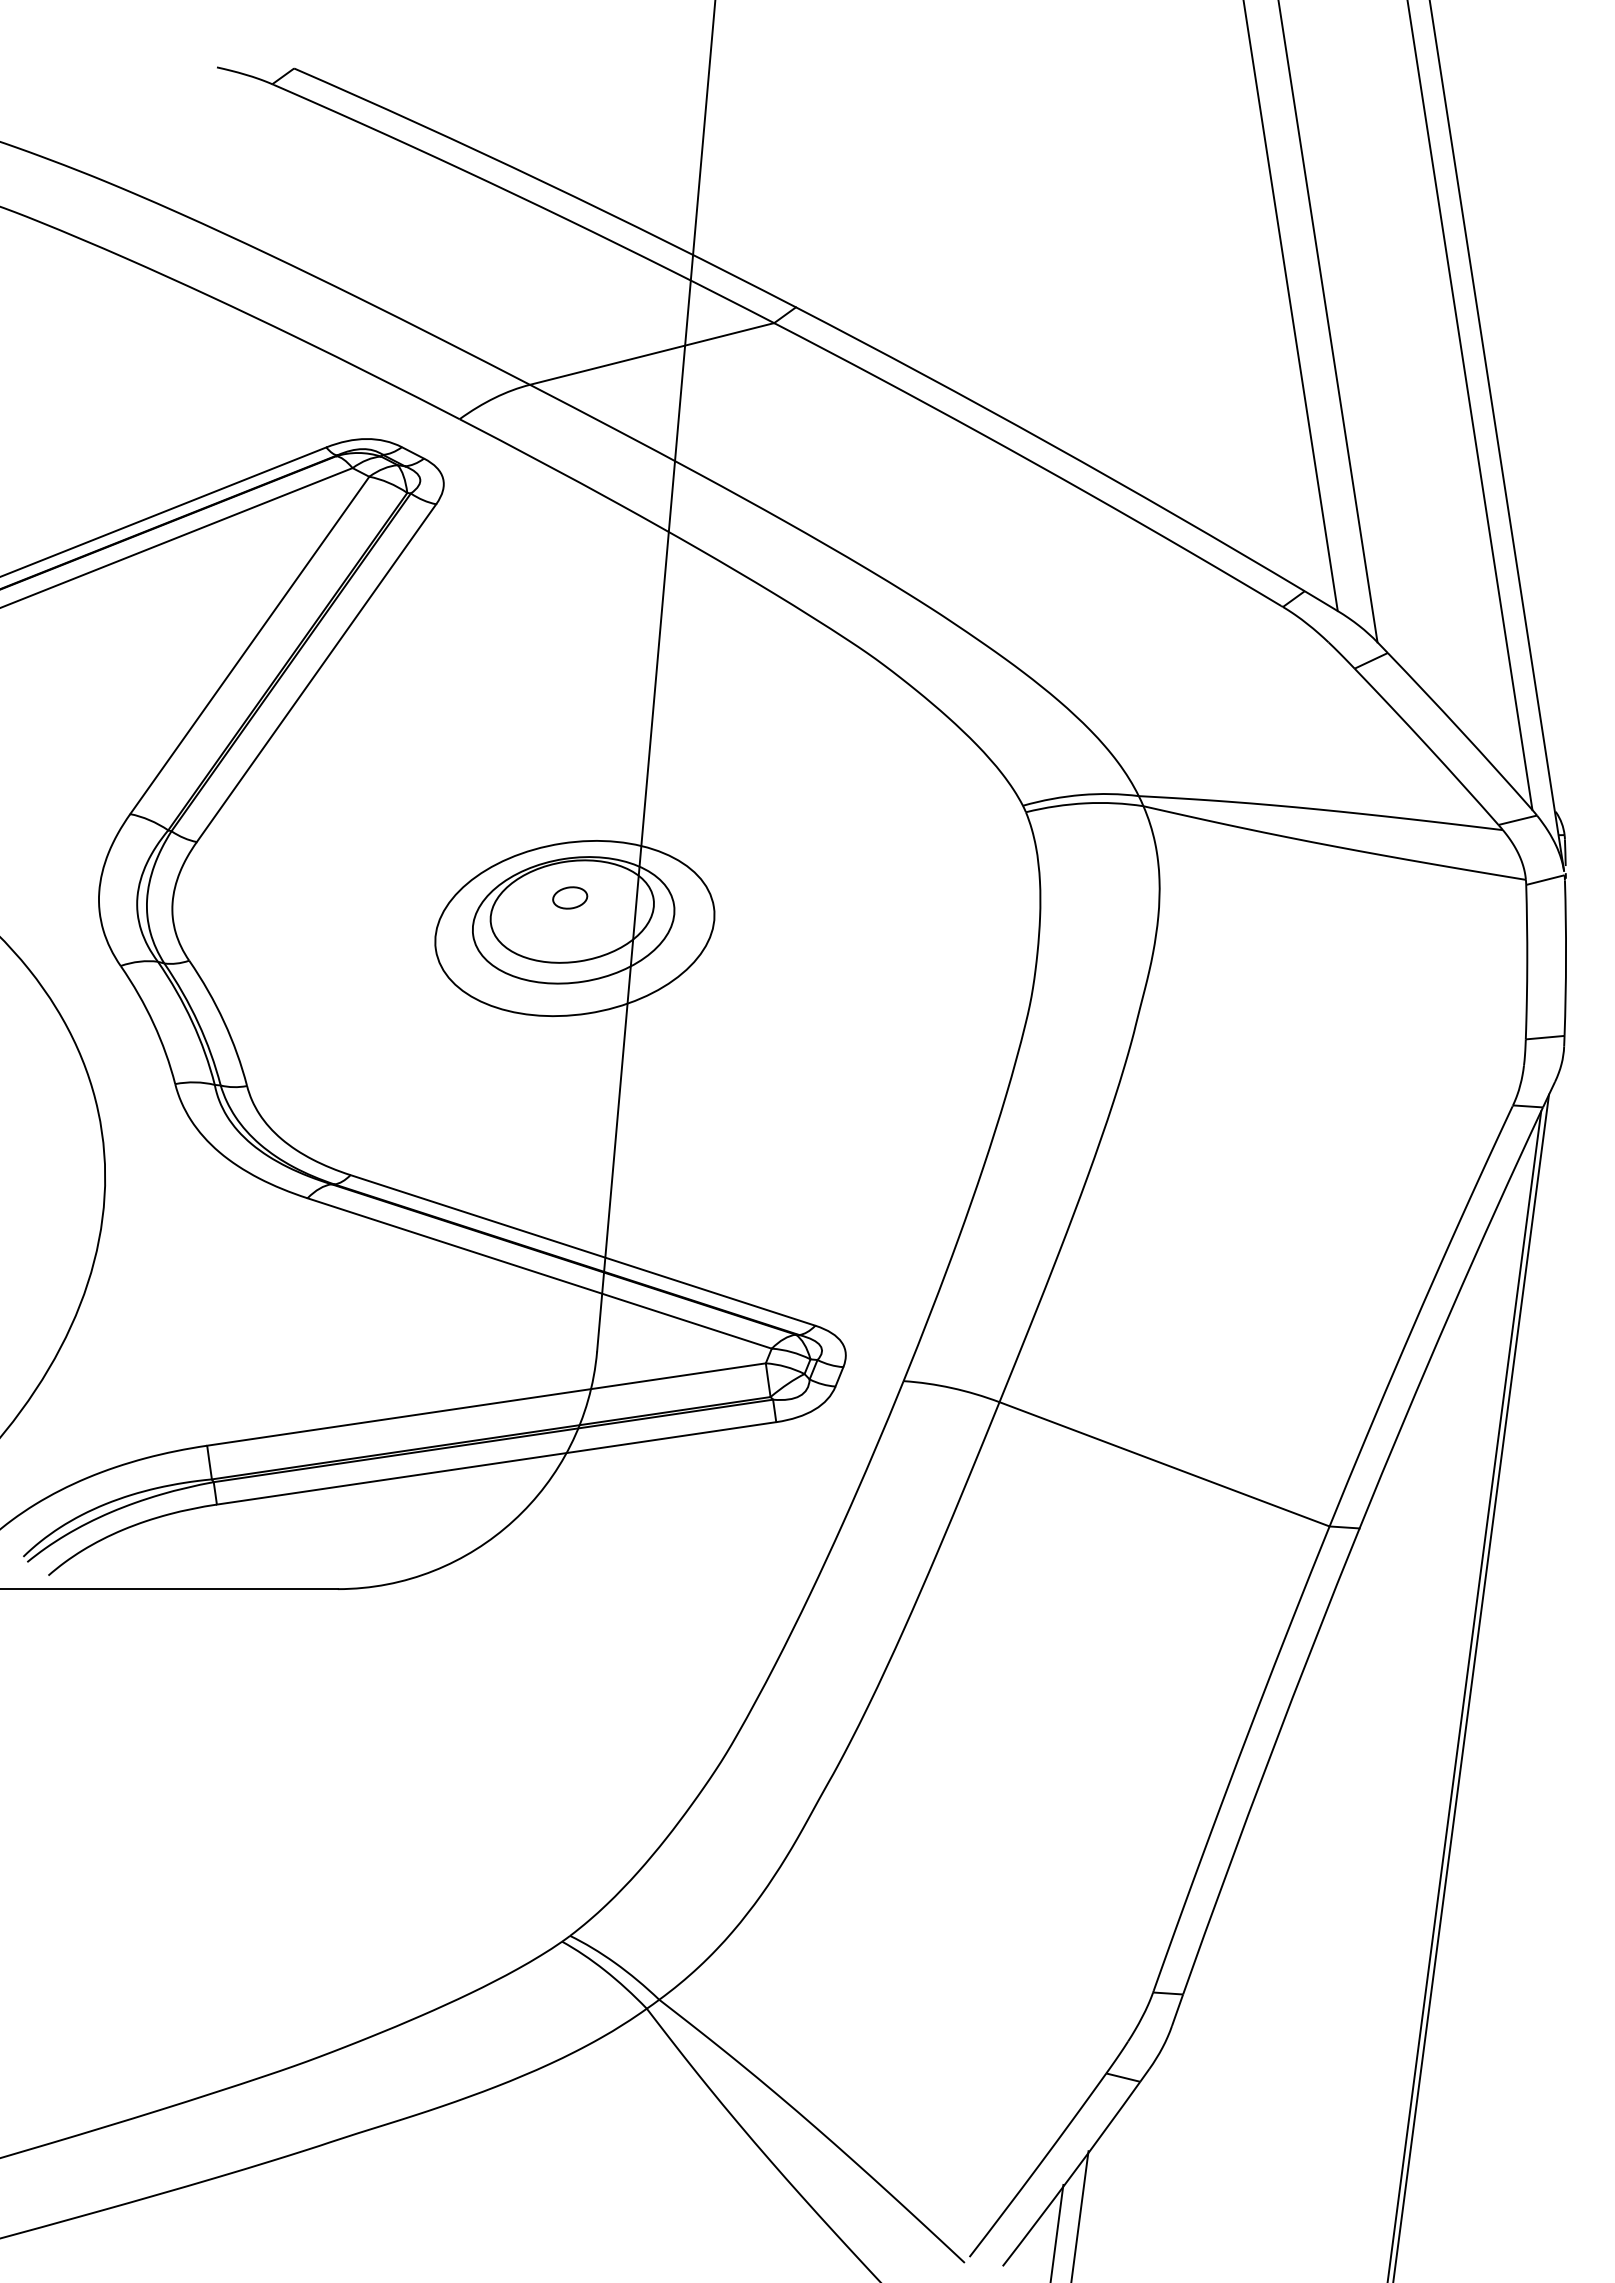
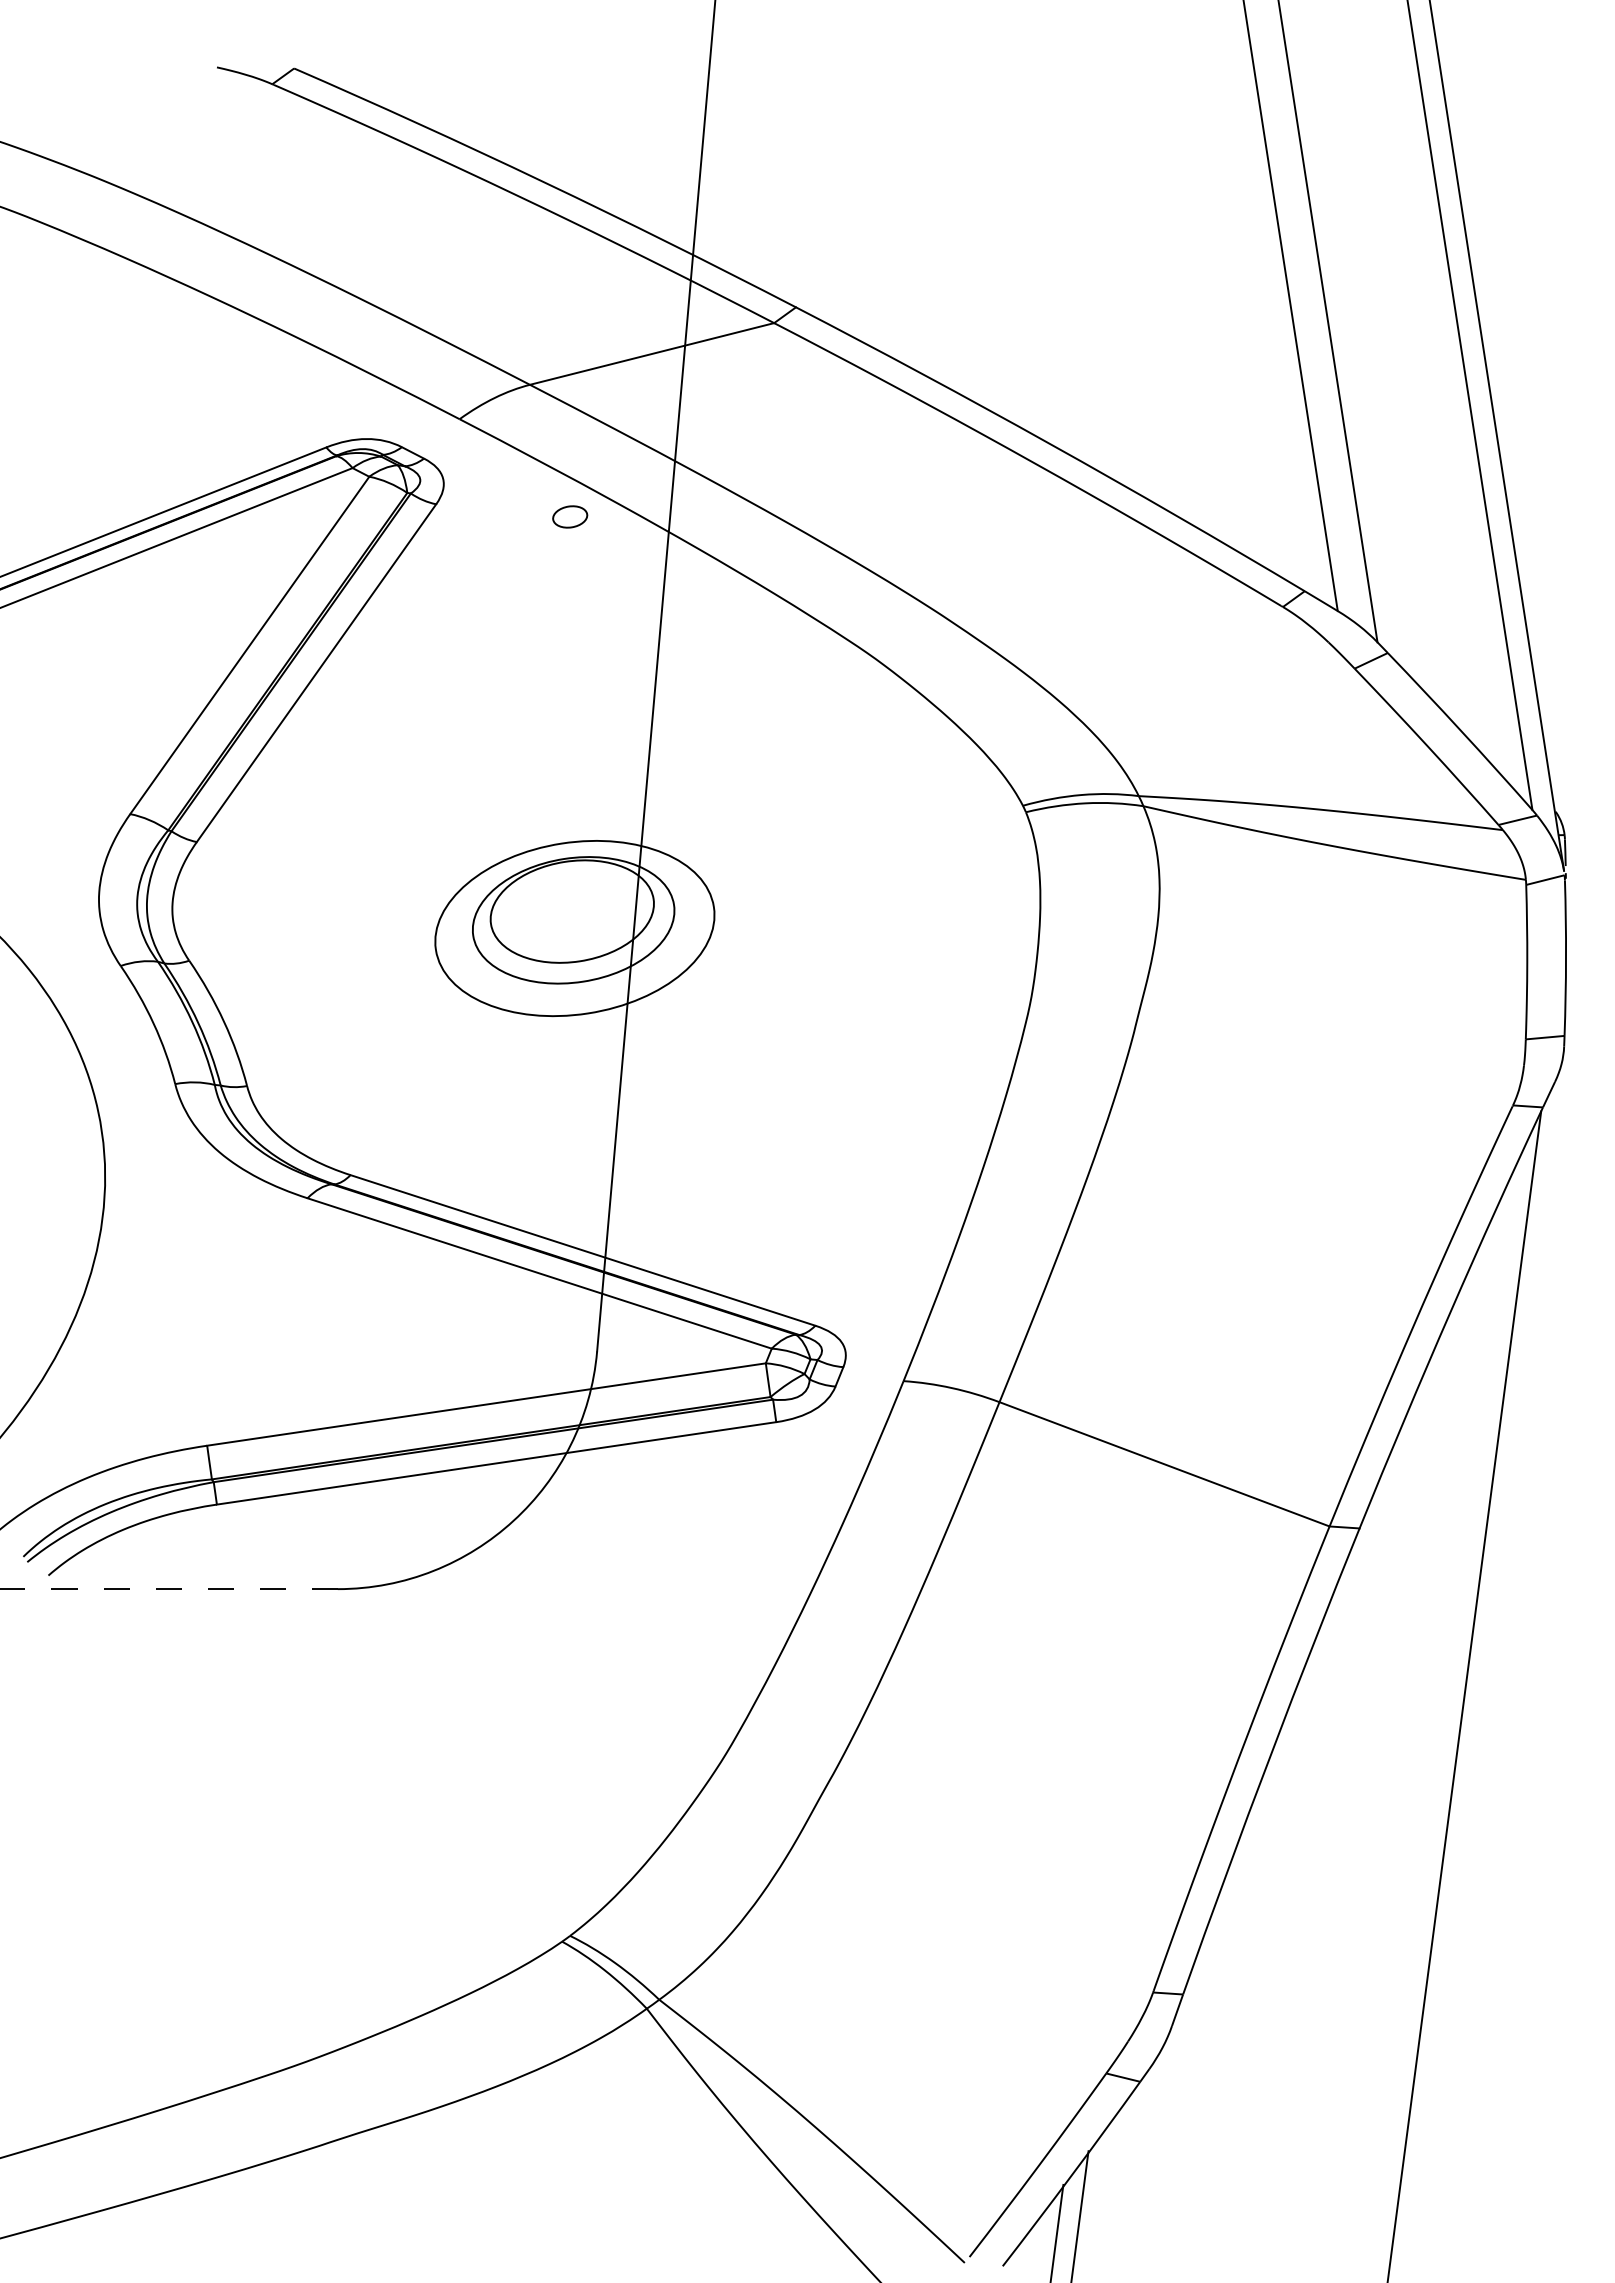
part position: (570, 897) -> (570, 516) (570, 516)
line: solid -> dashed (168, 1589)
line: present -> none (1471, 1686)
